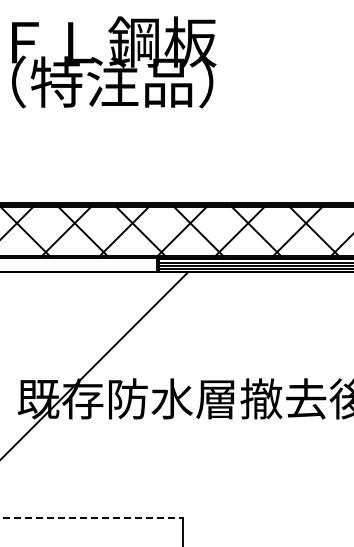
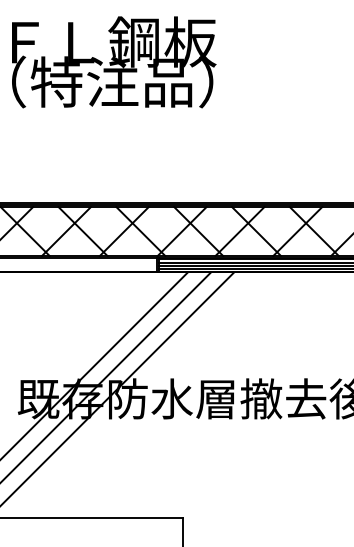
line: none -> present (106, 376)
line: none -> present (118, 388)
line: dashed -> solid (92, 517)
